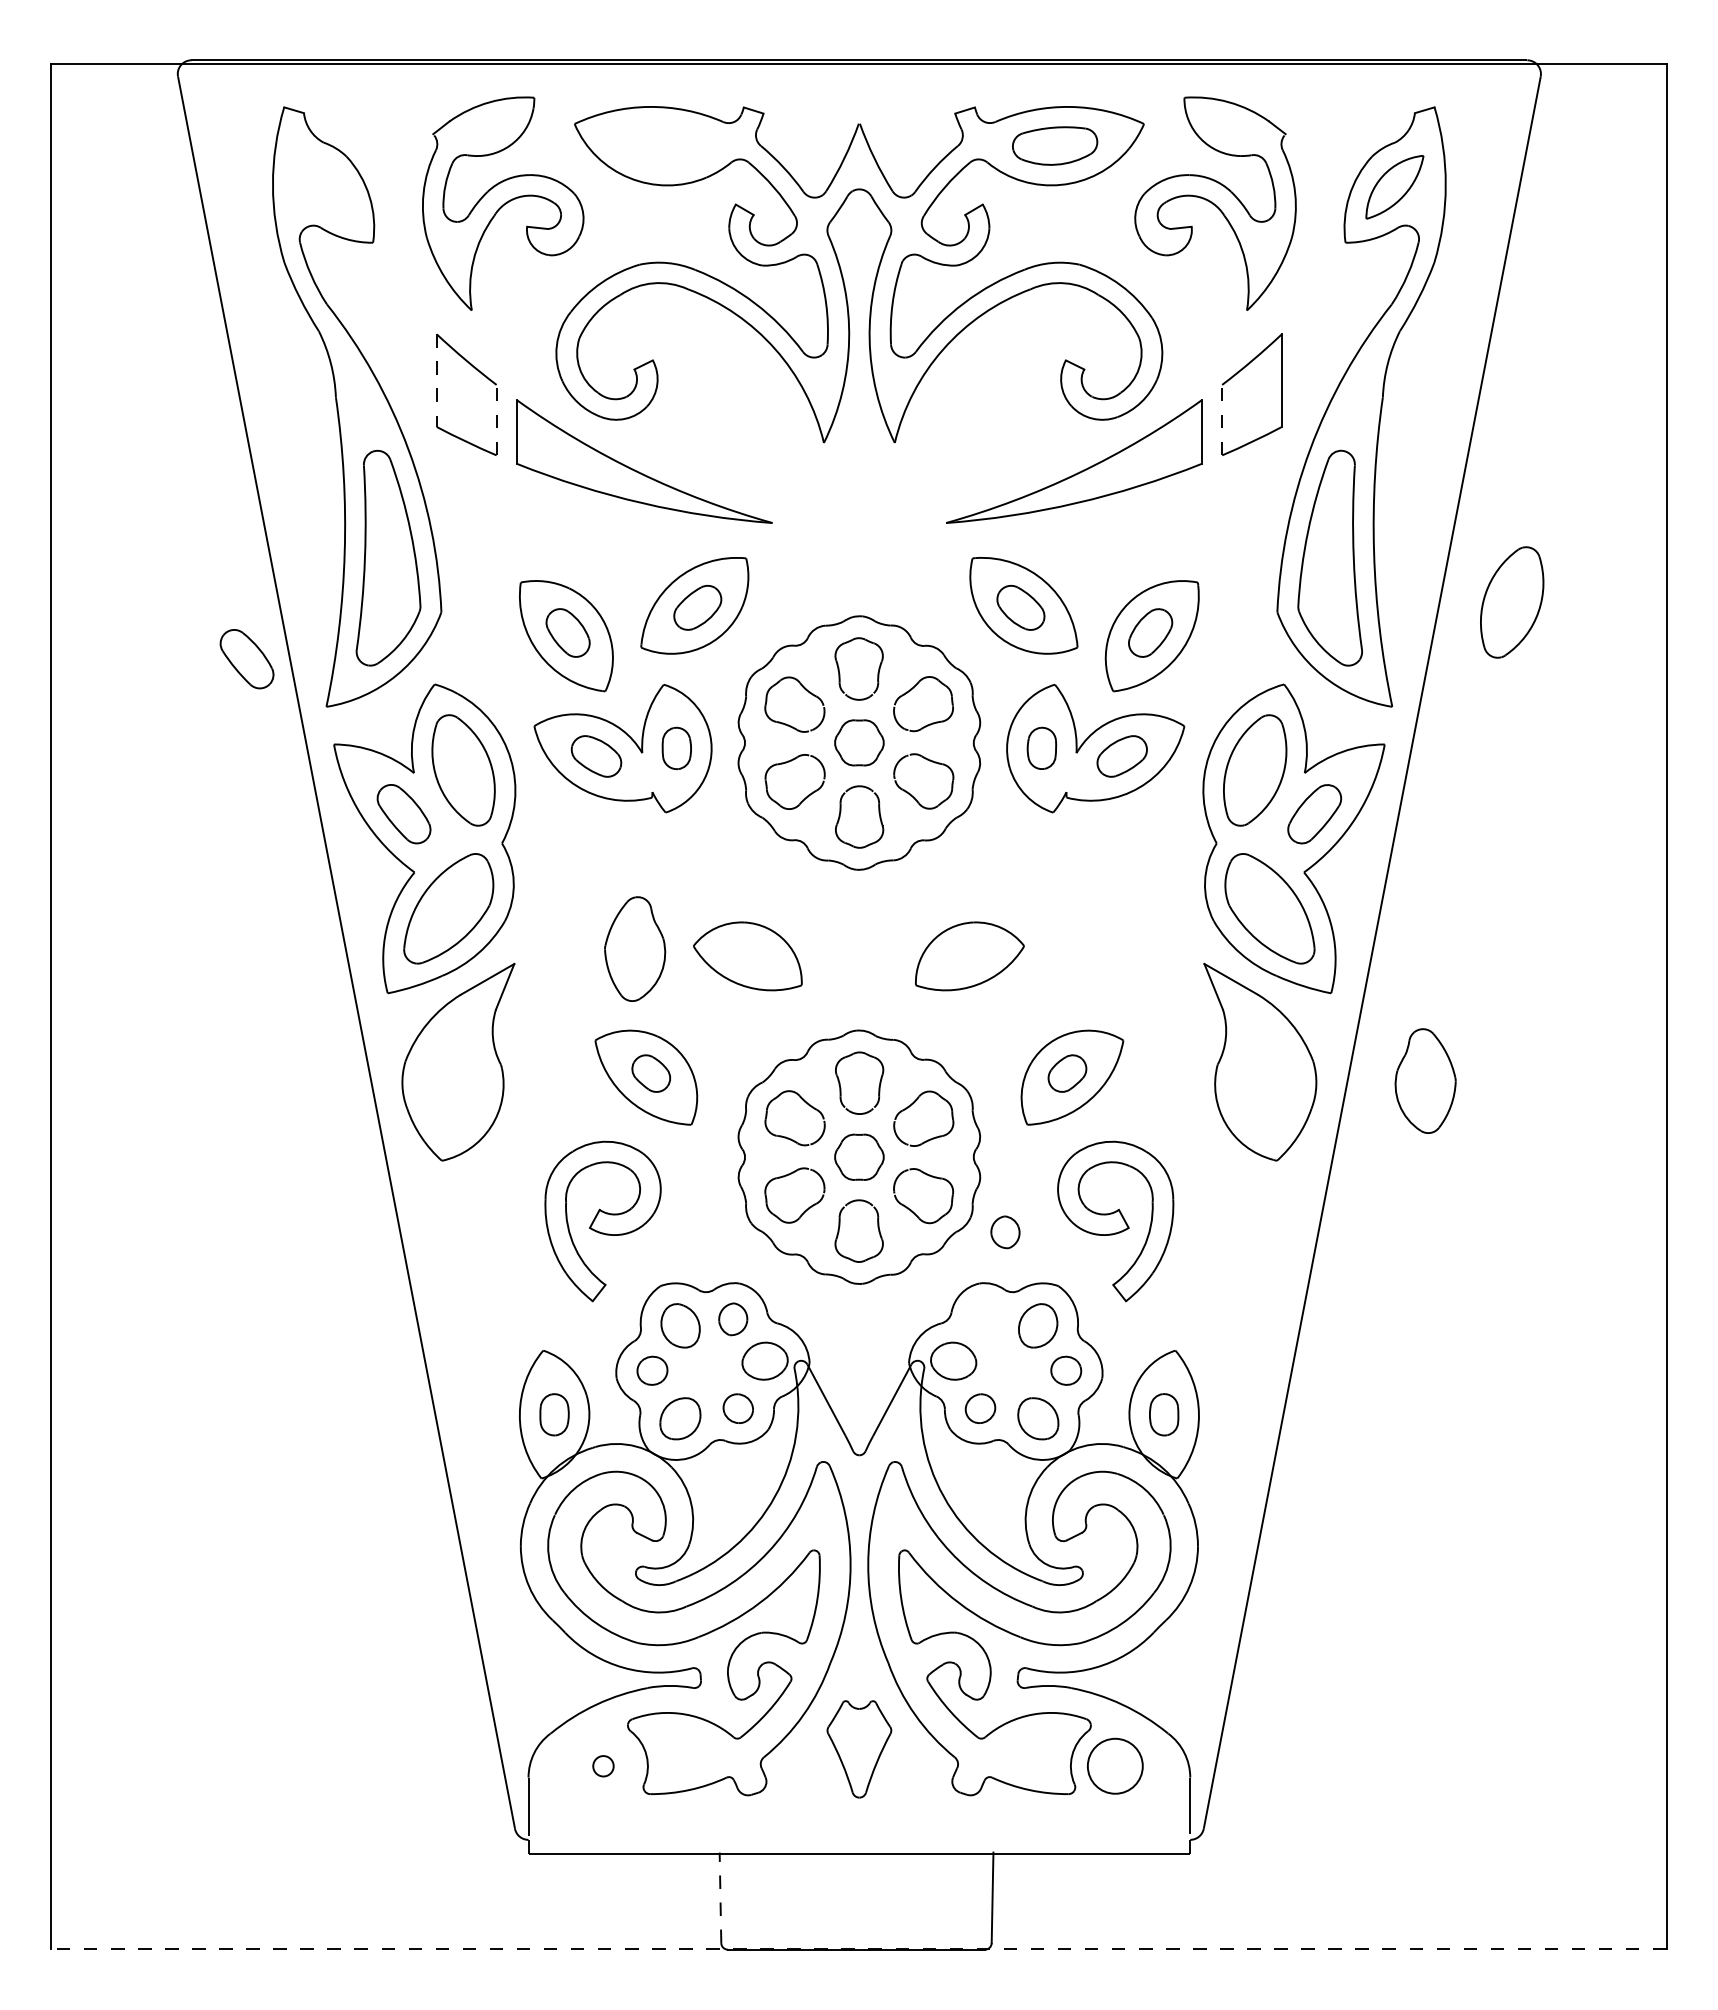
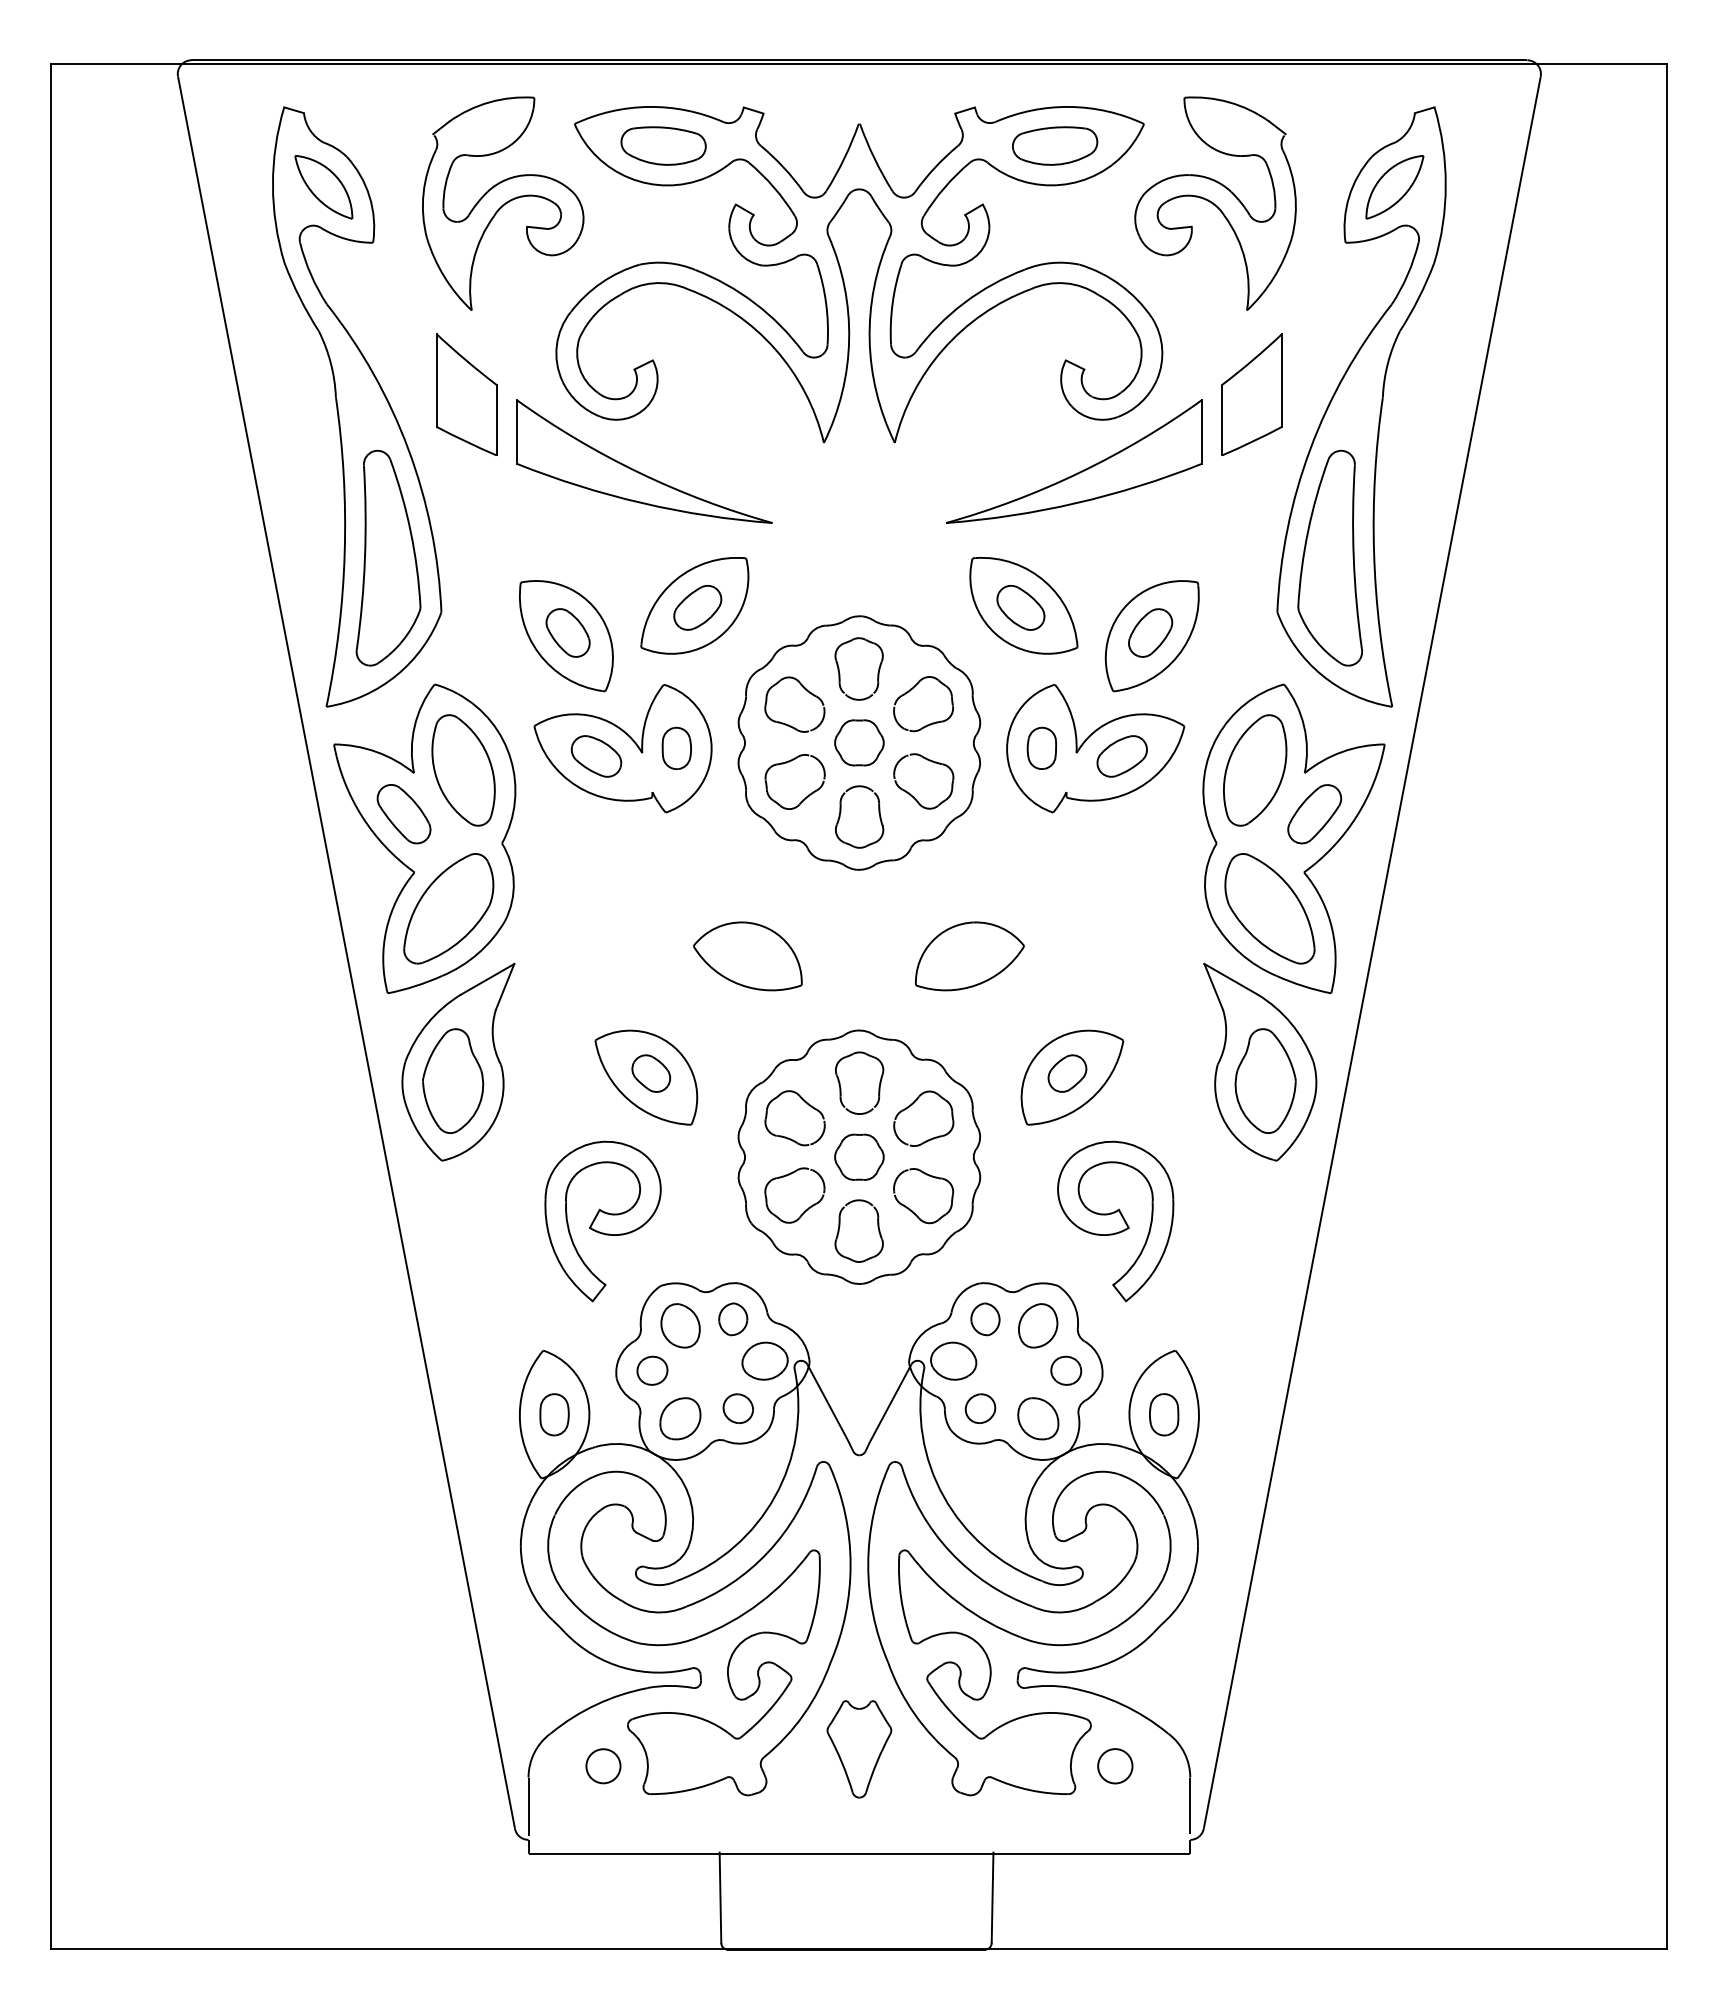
part: none -> present (663, 145)
part: none -> present (323, 187)
line: dashed -> solid (436, 381)
line: dashed -> solid (496, 419)
line: dashed -> solid (1222, 419)
part: present -> none (1512, 602)
part: present -> none (246, 659)
part position: (635, 948) -> (453, 1080) (453, 1080)
part position: (1425, 1080) -> (1265, 1080) (1265, 1080)
part position: (1005, 1232) -> (985, 1319) (985, 1319)
circle diameter: 55 px -> 34 px (1115, 1766)
circle diameter: 20 px -> 34 px (603, 1766)
line: dashed -> solid (720, 1897)
line: dashed -> solid (858, 1949)
